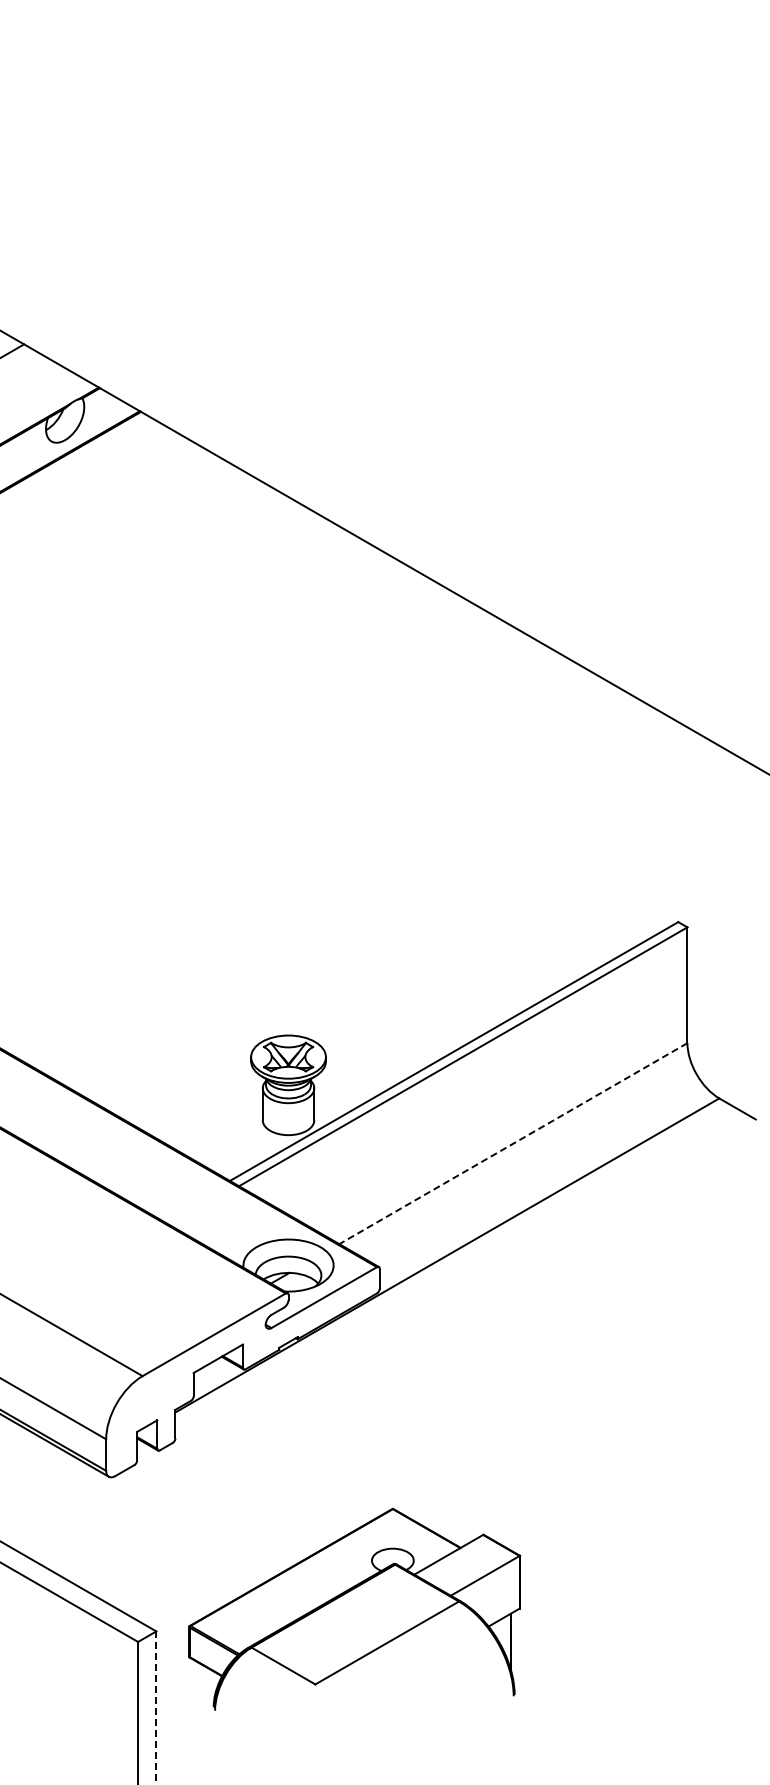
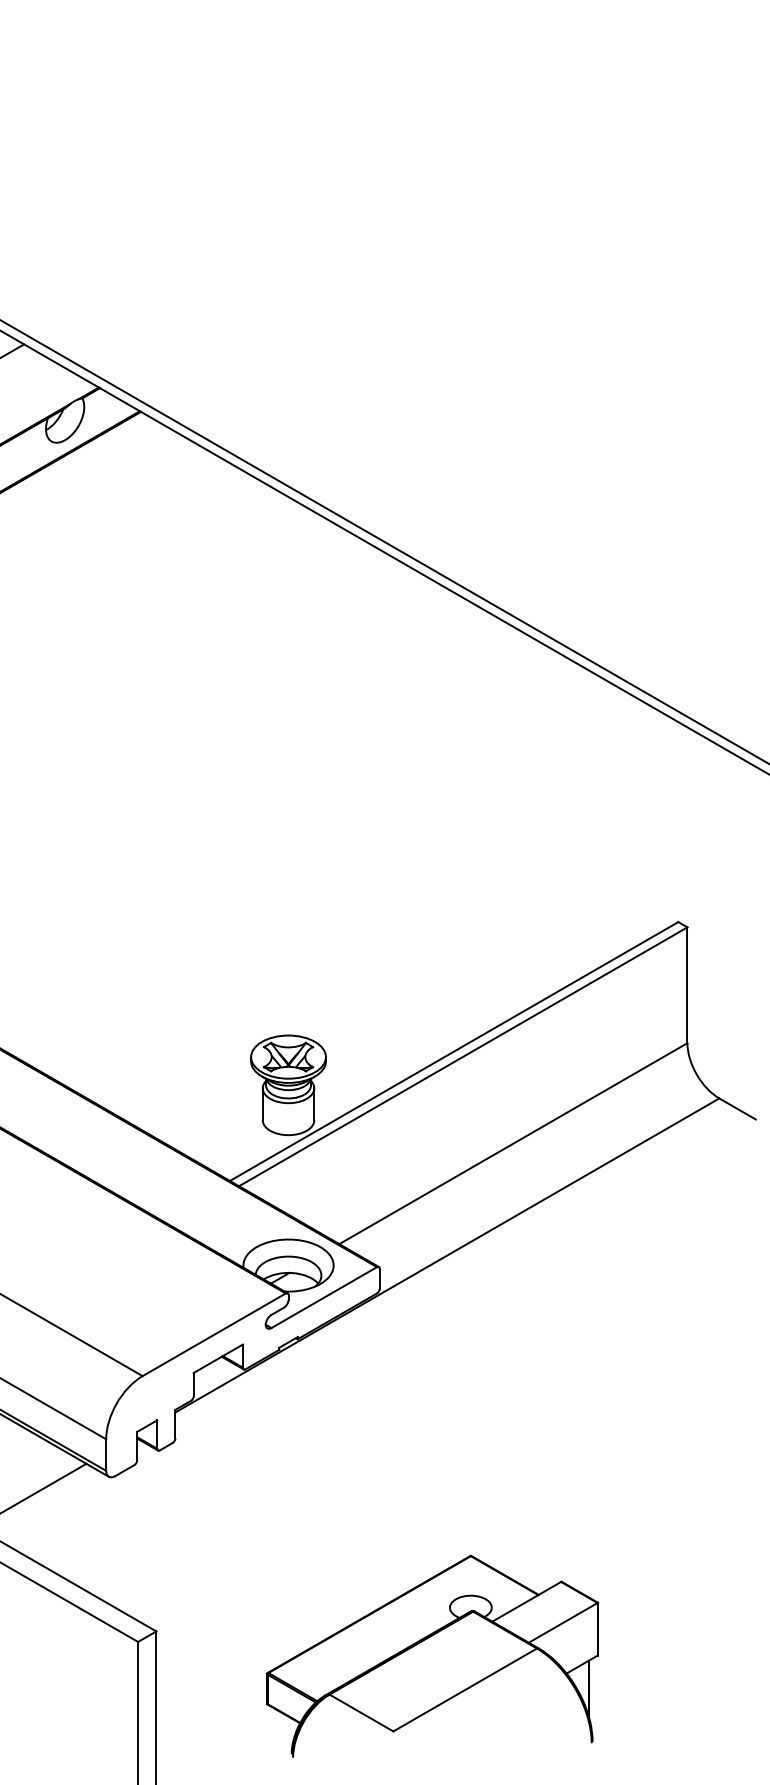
line: none -> present (384, 541)
line: dashed -> solid (513, 1143)
line: none -> present (44, 1487)
part position: (354, 1608) -> (432, 1655) (432, 1655)
line: dashed -> solid (156, 1708)
